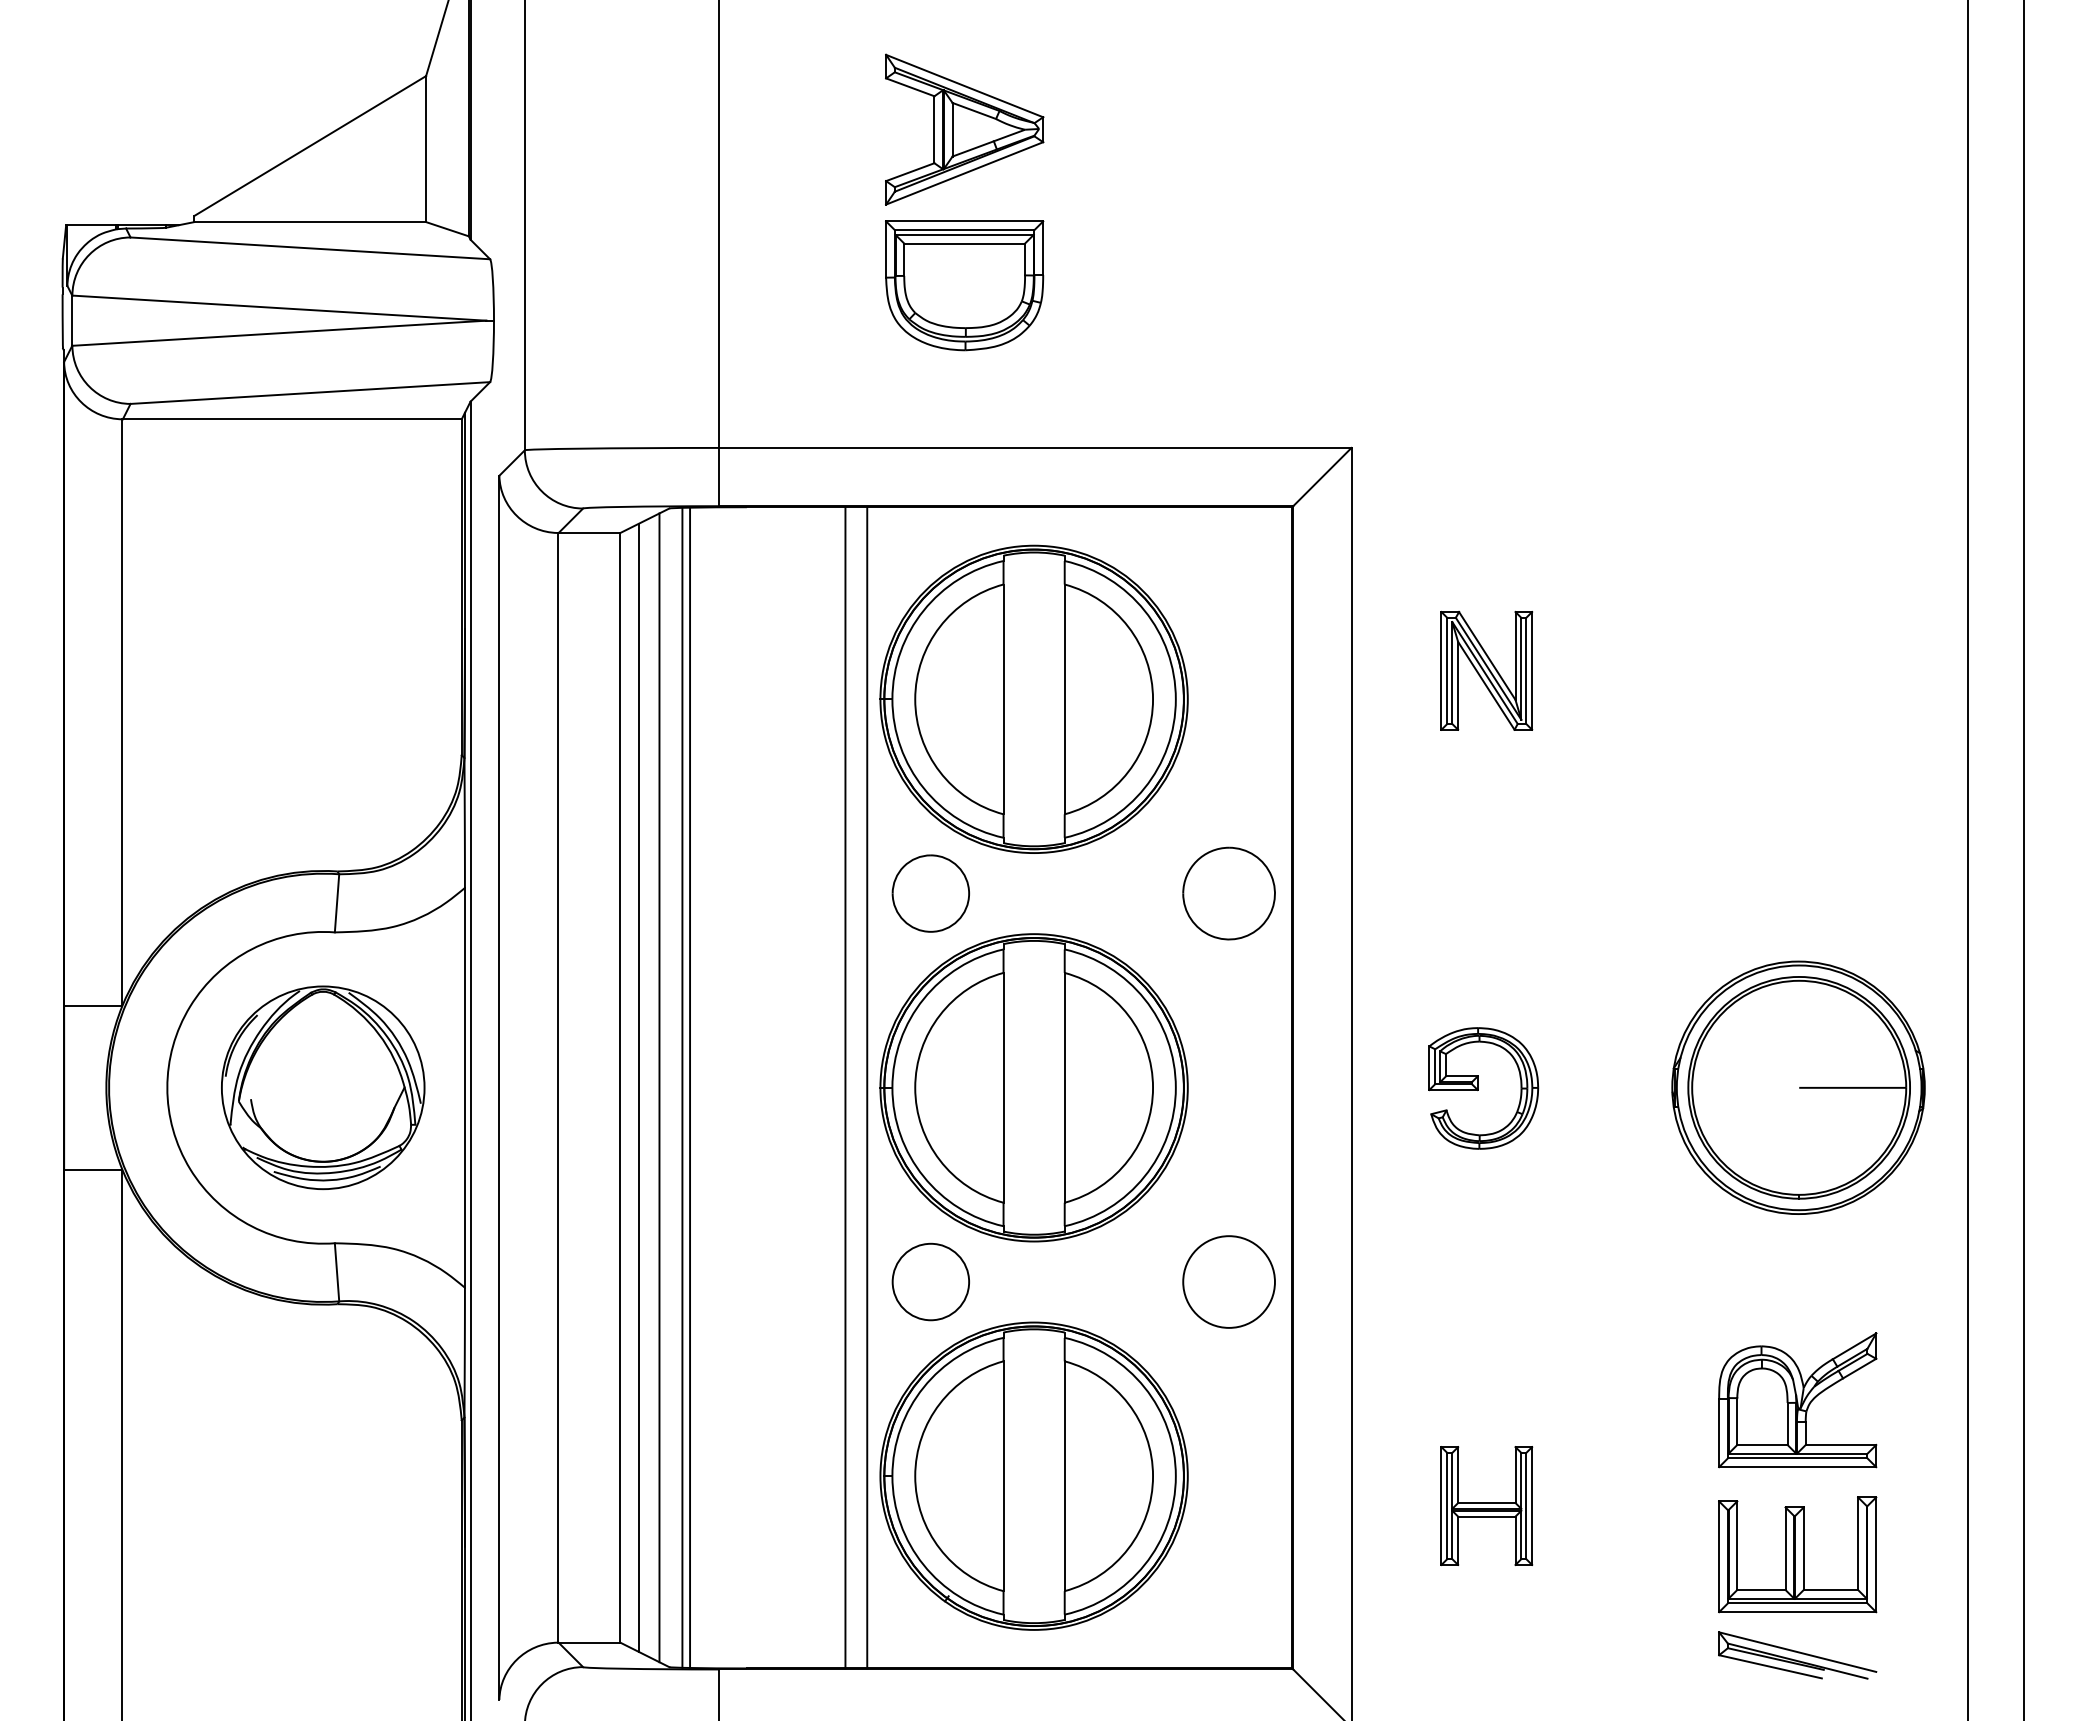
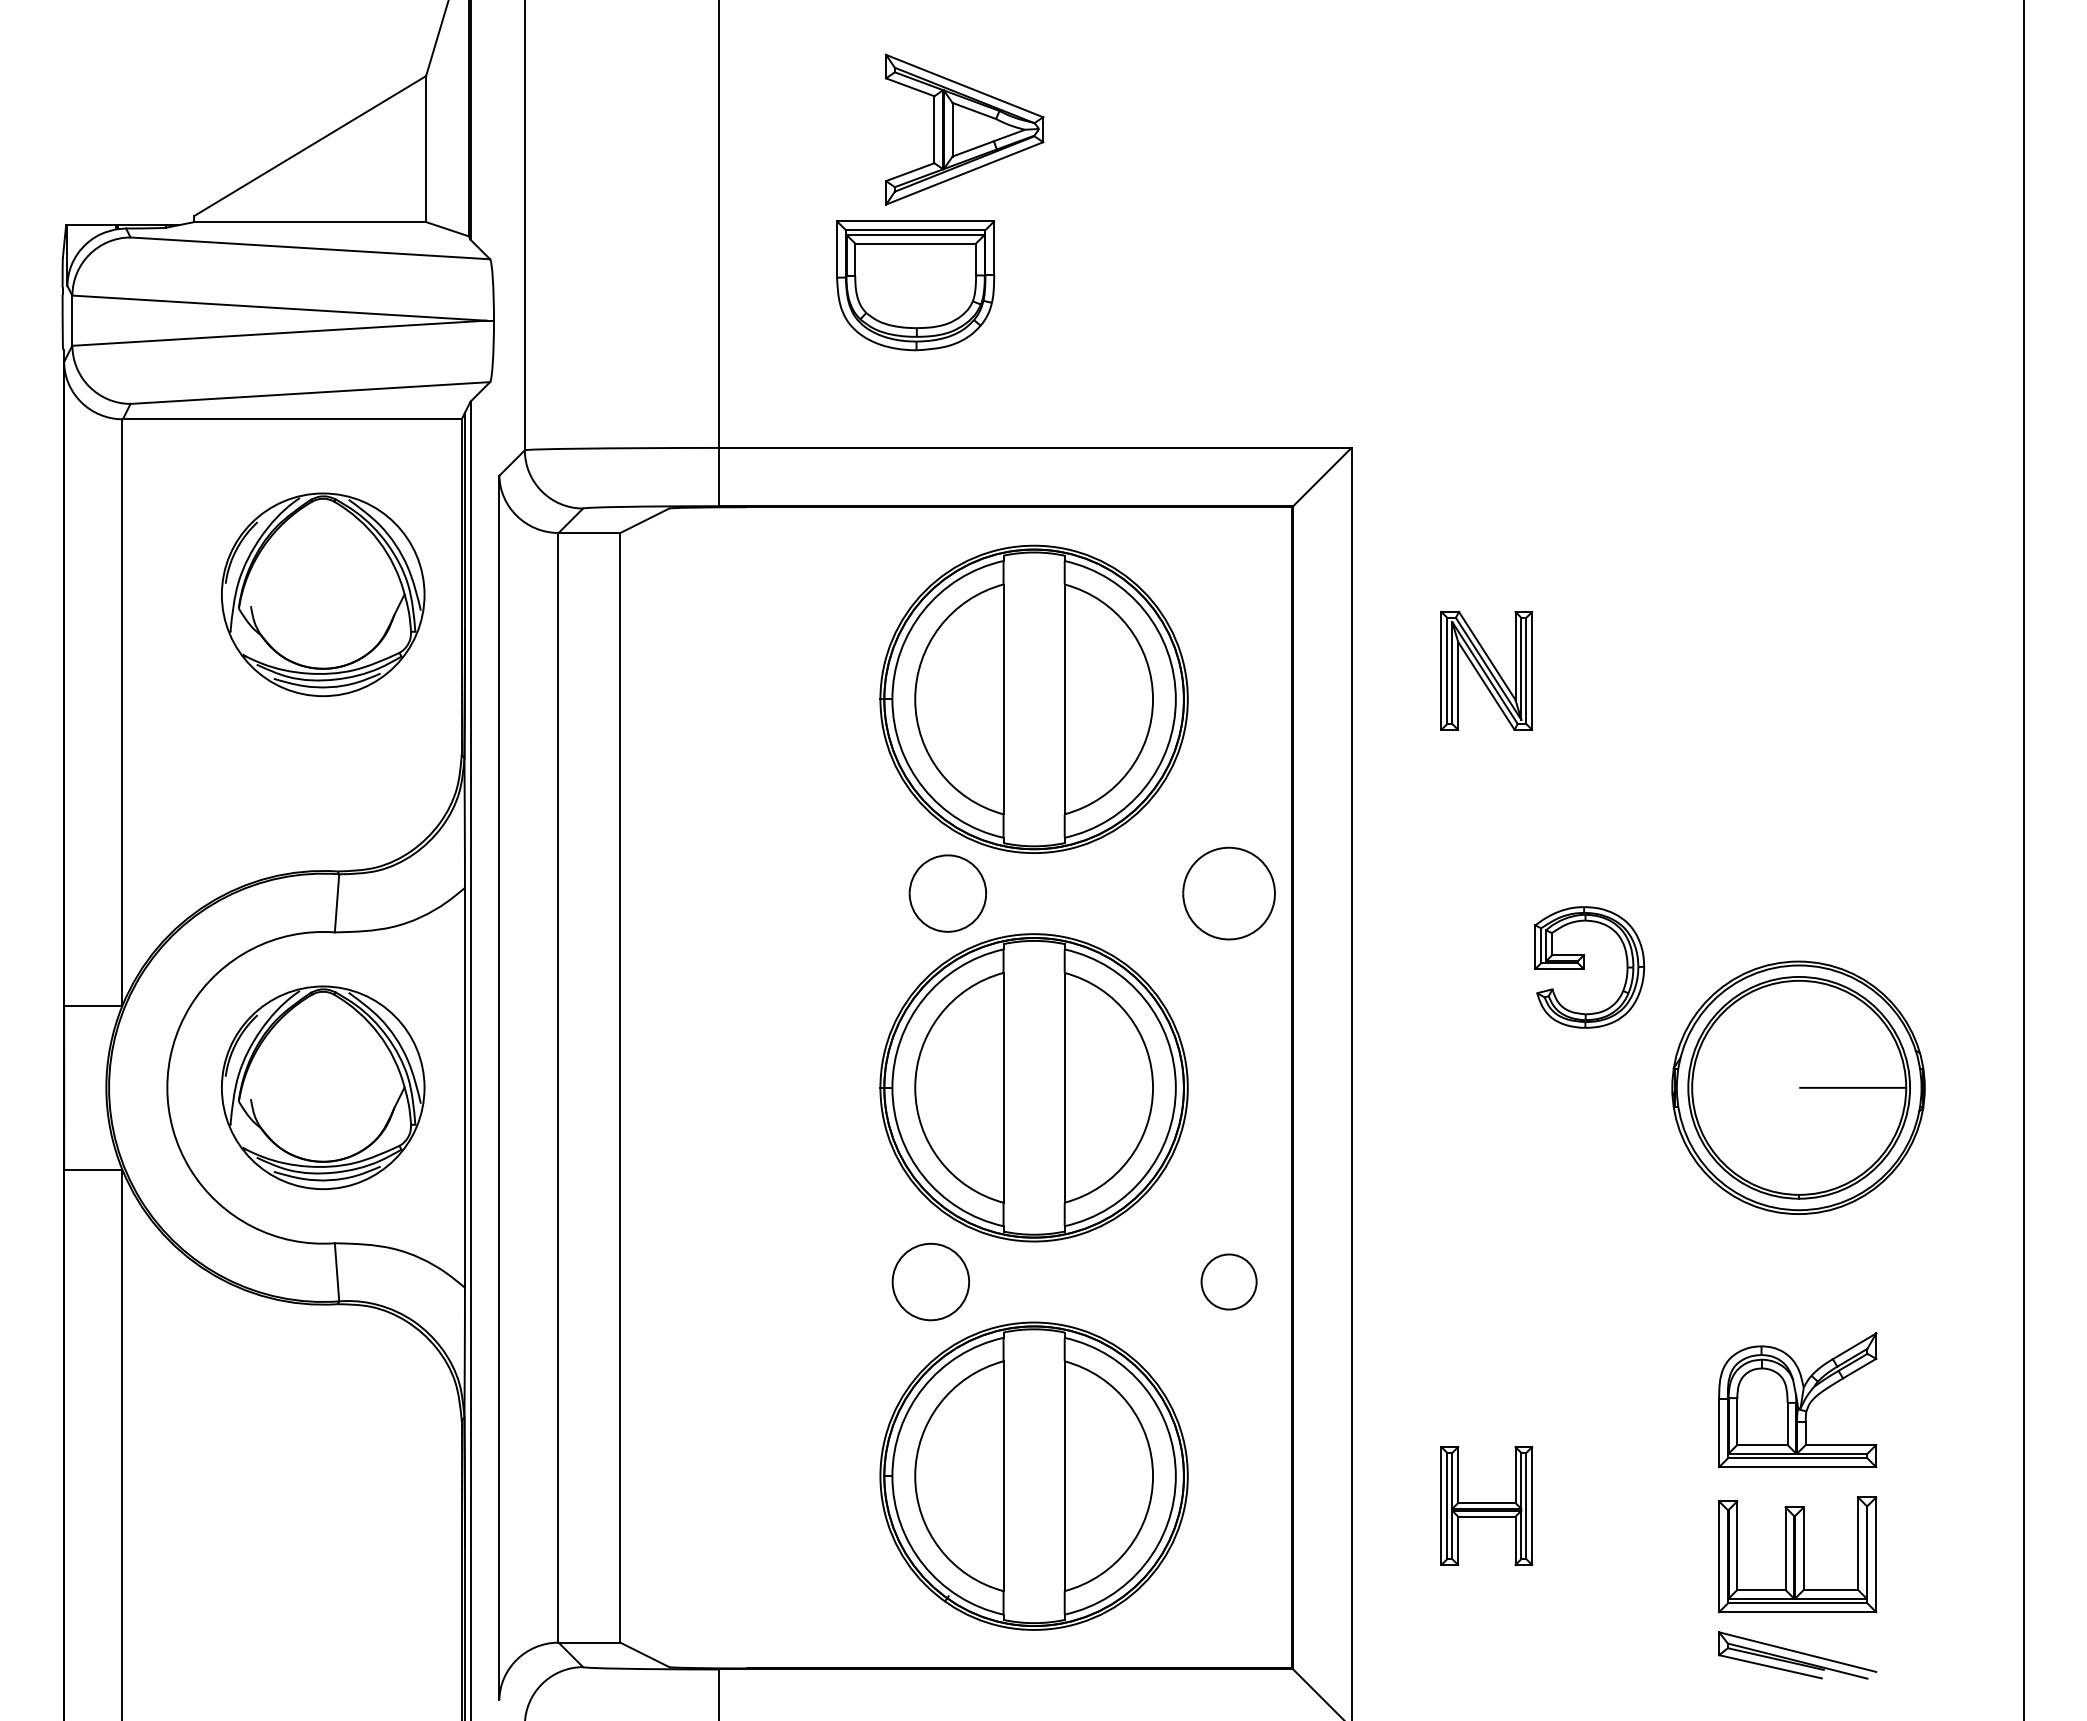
part position: (964, 285) -> (915, 285) (915, 285)
part: none -> present (323, 594)
line: present -> none (1968, 859)
part position: (930, 893) -> (947, 893) (947, 893)
line: present -> none (638, 1087)
line: present -> none (659, 1087)
line: present -> none (682, 1087)
line: present -> none (690, 1087)
line: present -> none (845, 1087)
line: present -> none (867, 1087)
part position: (1483, 1088) -> (1589, 967) (1589, 967)
circle diameter: 92 px -> 55 px (1228, 1281)
